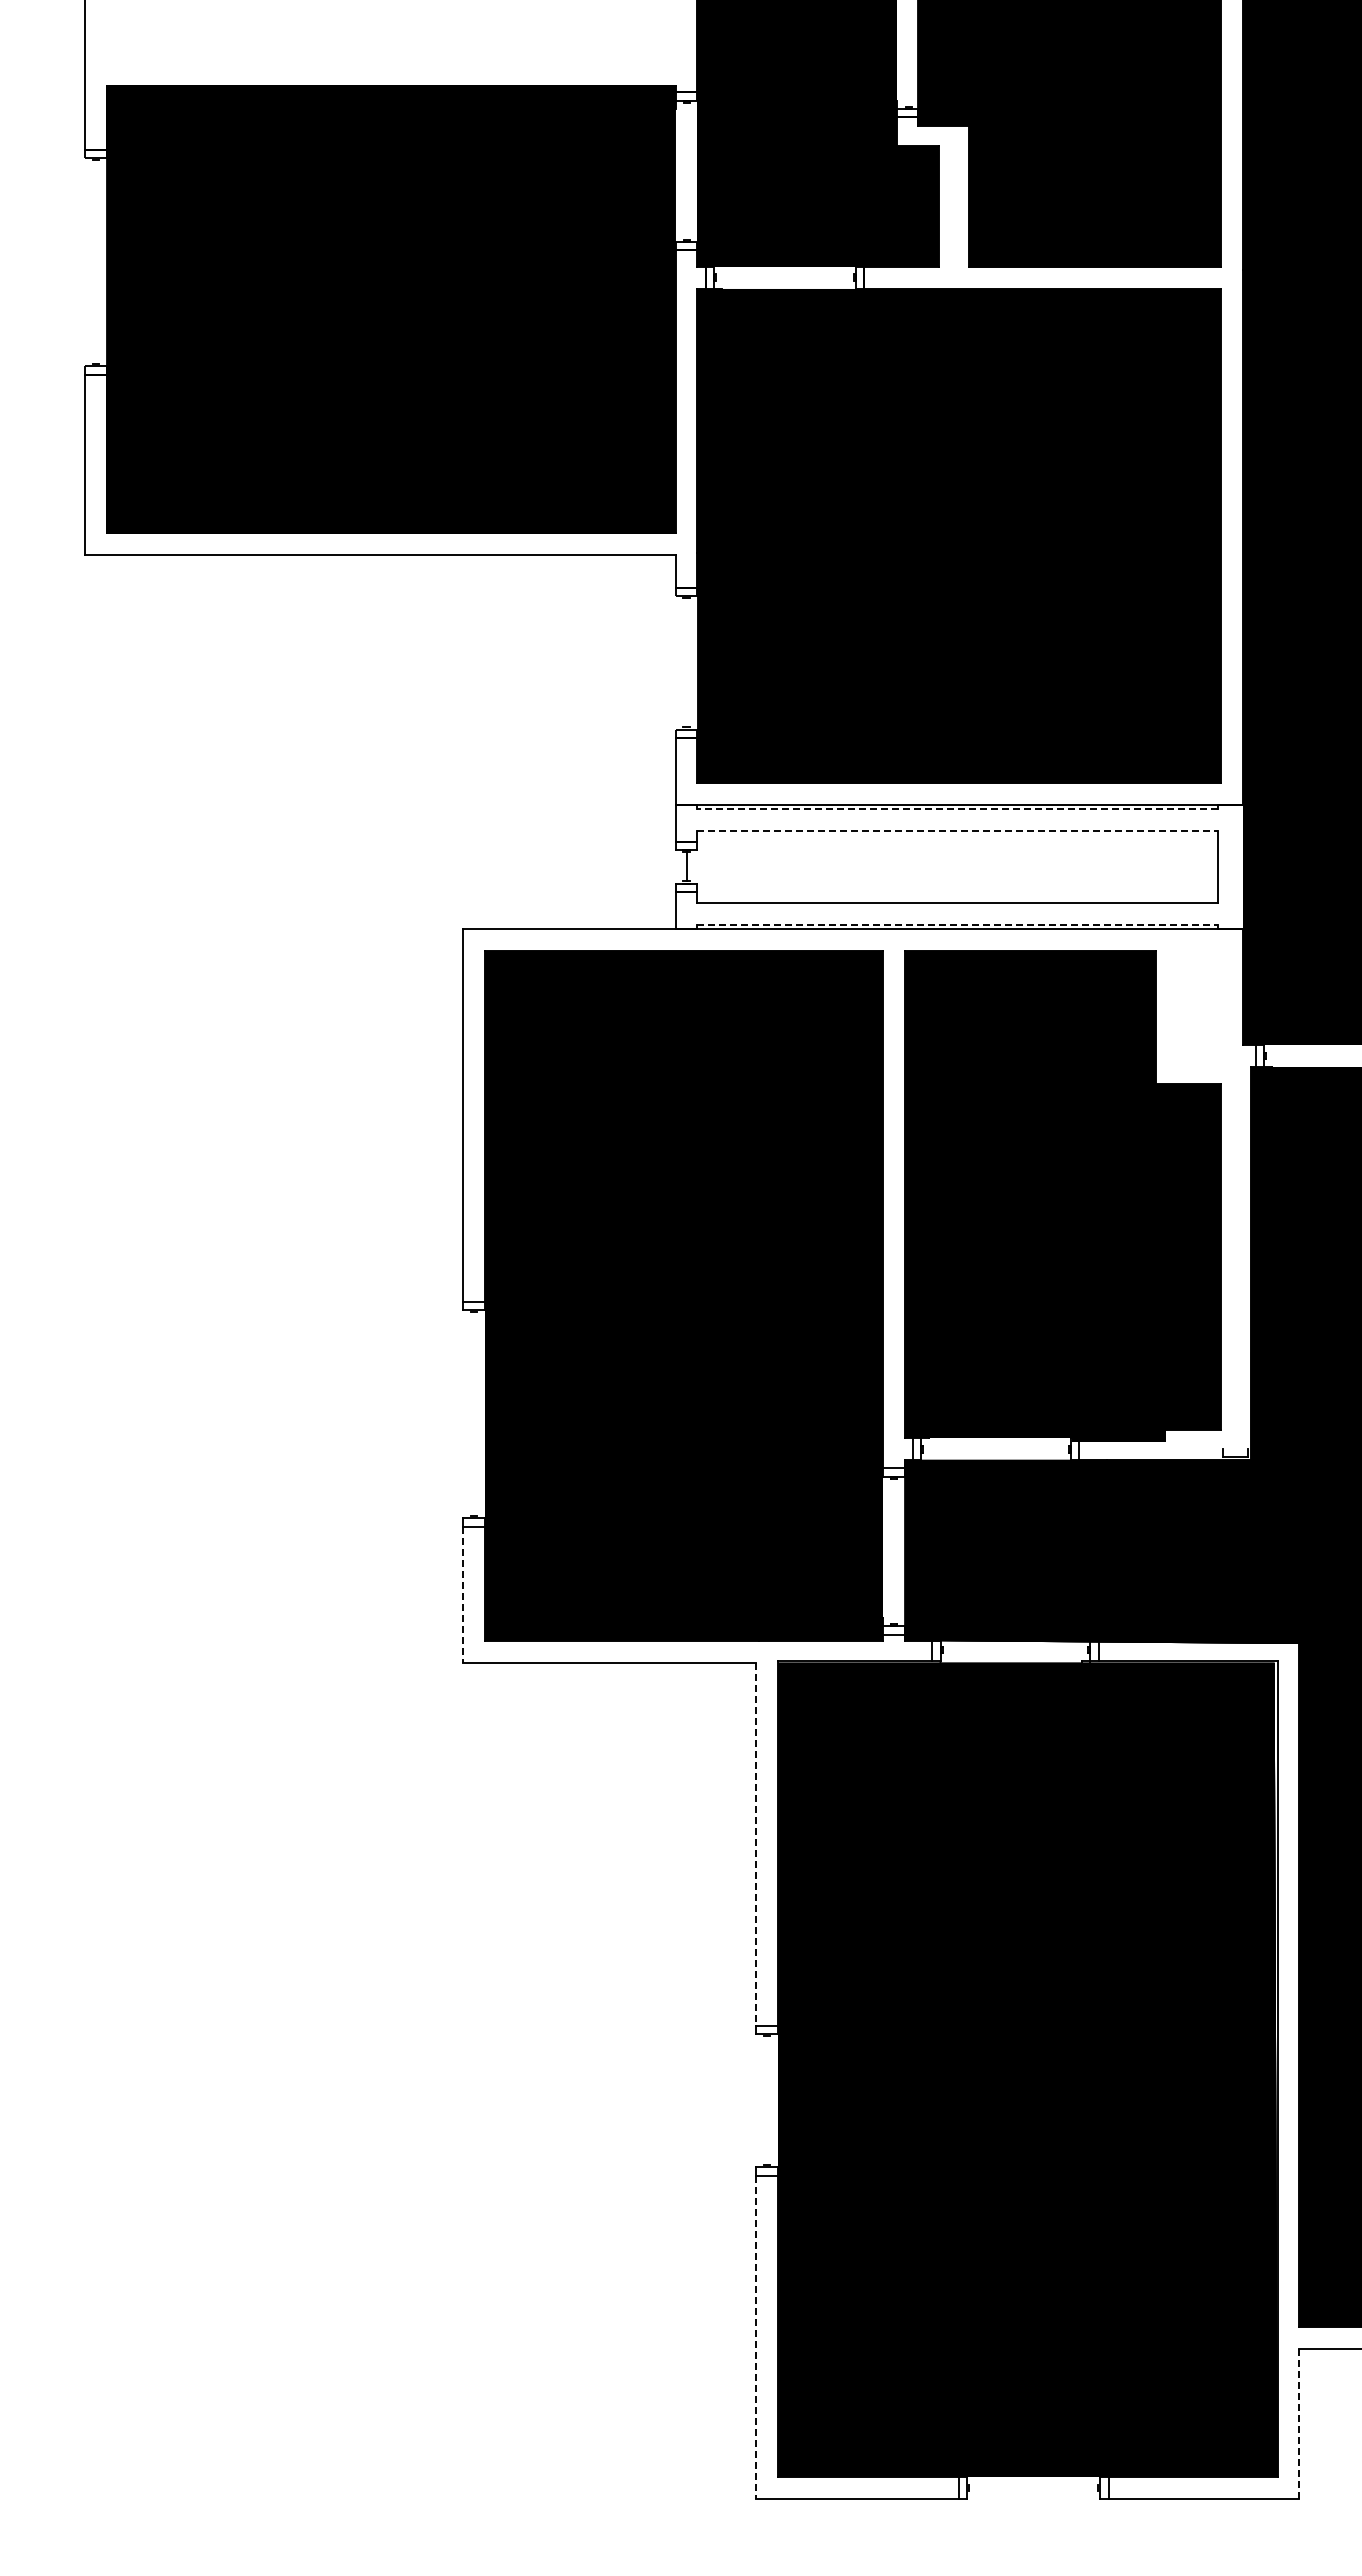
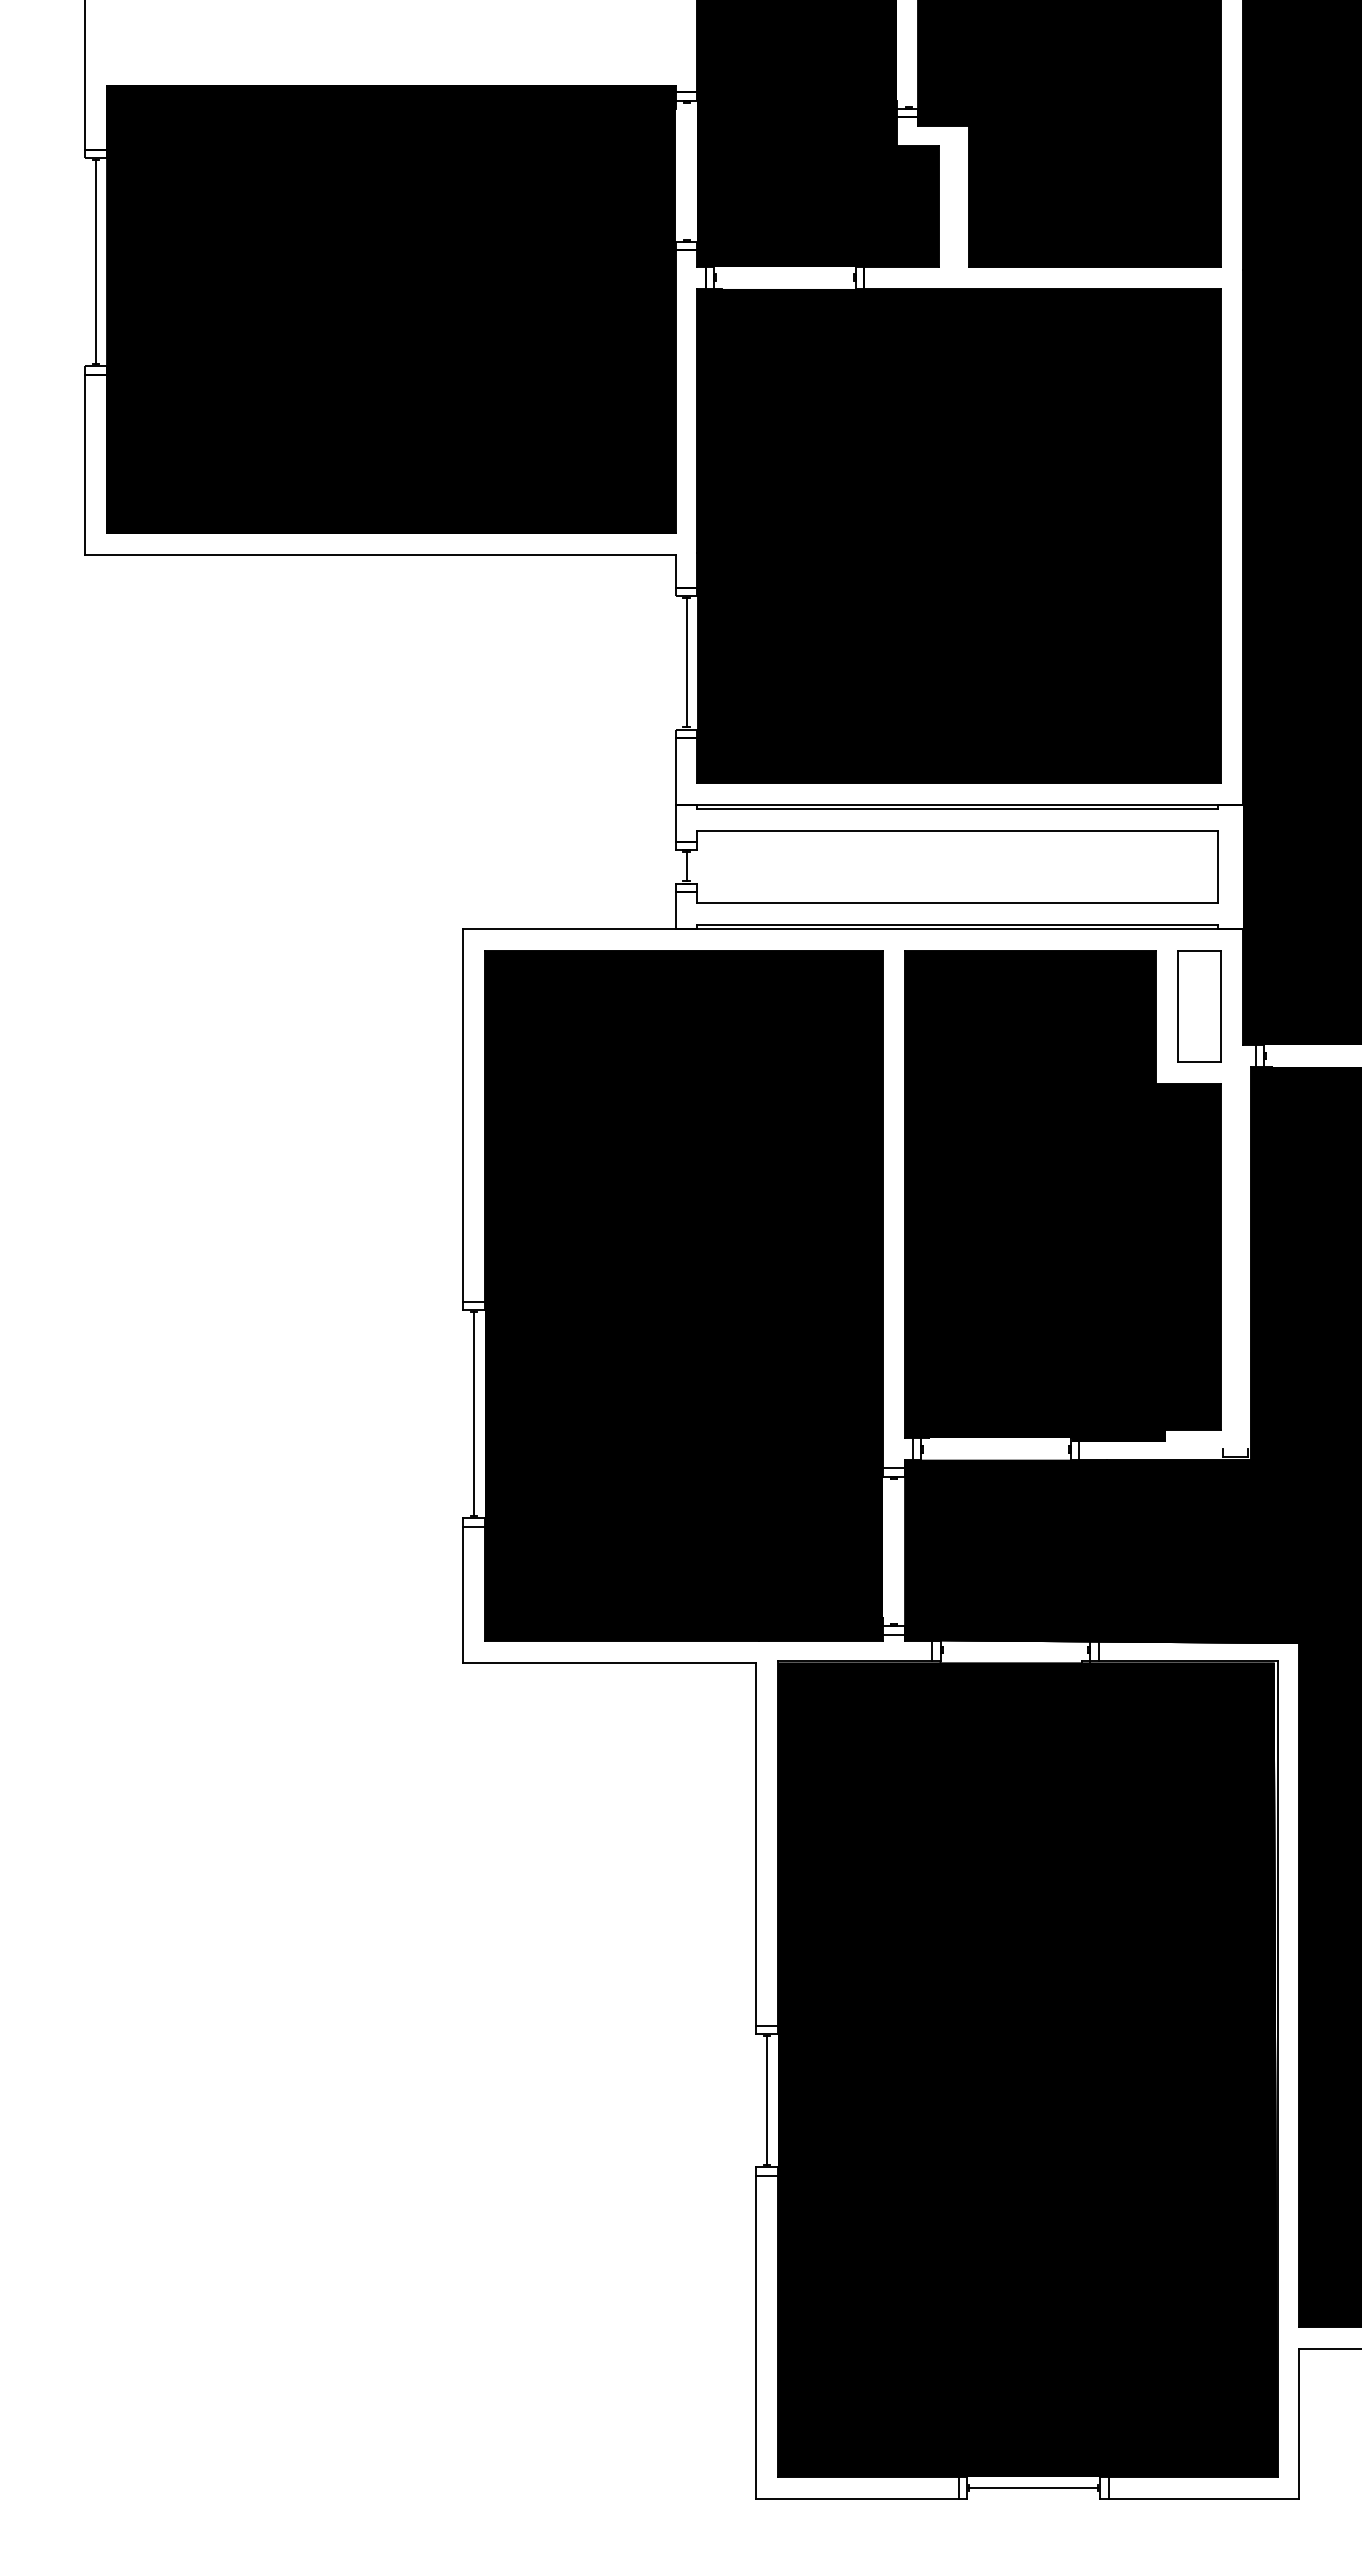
line: none -> present (95, 262)
line: none -> present (686, 662)
line: dashed -> solid (957, 809)
line: dashed -> solid (958, 831)
line: dashed -> solid (958, 924)
part: none -> present (1199, 1006)
line: none -> present (473, 1414)
line: dashed -> solid (462, 1595)
line: dashed -> solid (756, 1844)
line: none -> present (767, 2100)
line: dashed -> solid (756, 2337)
line: dashed -> solid (1299, 2423)
line: none -> present (1033, 2487)
